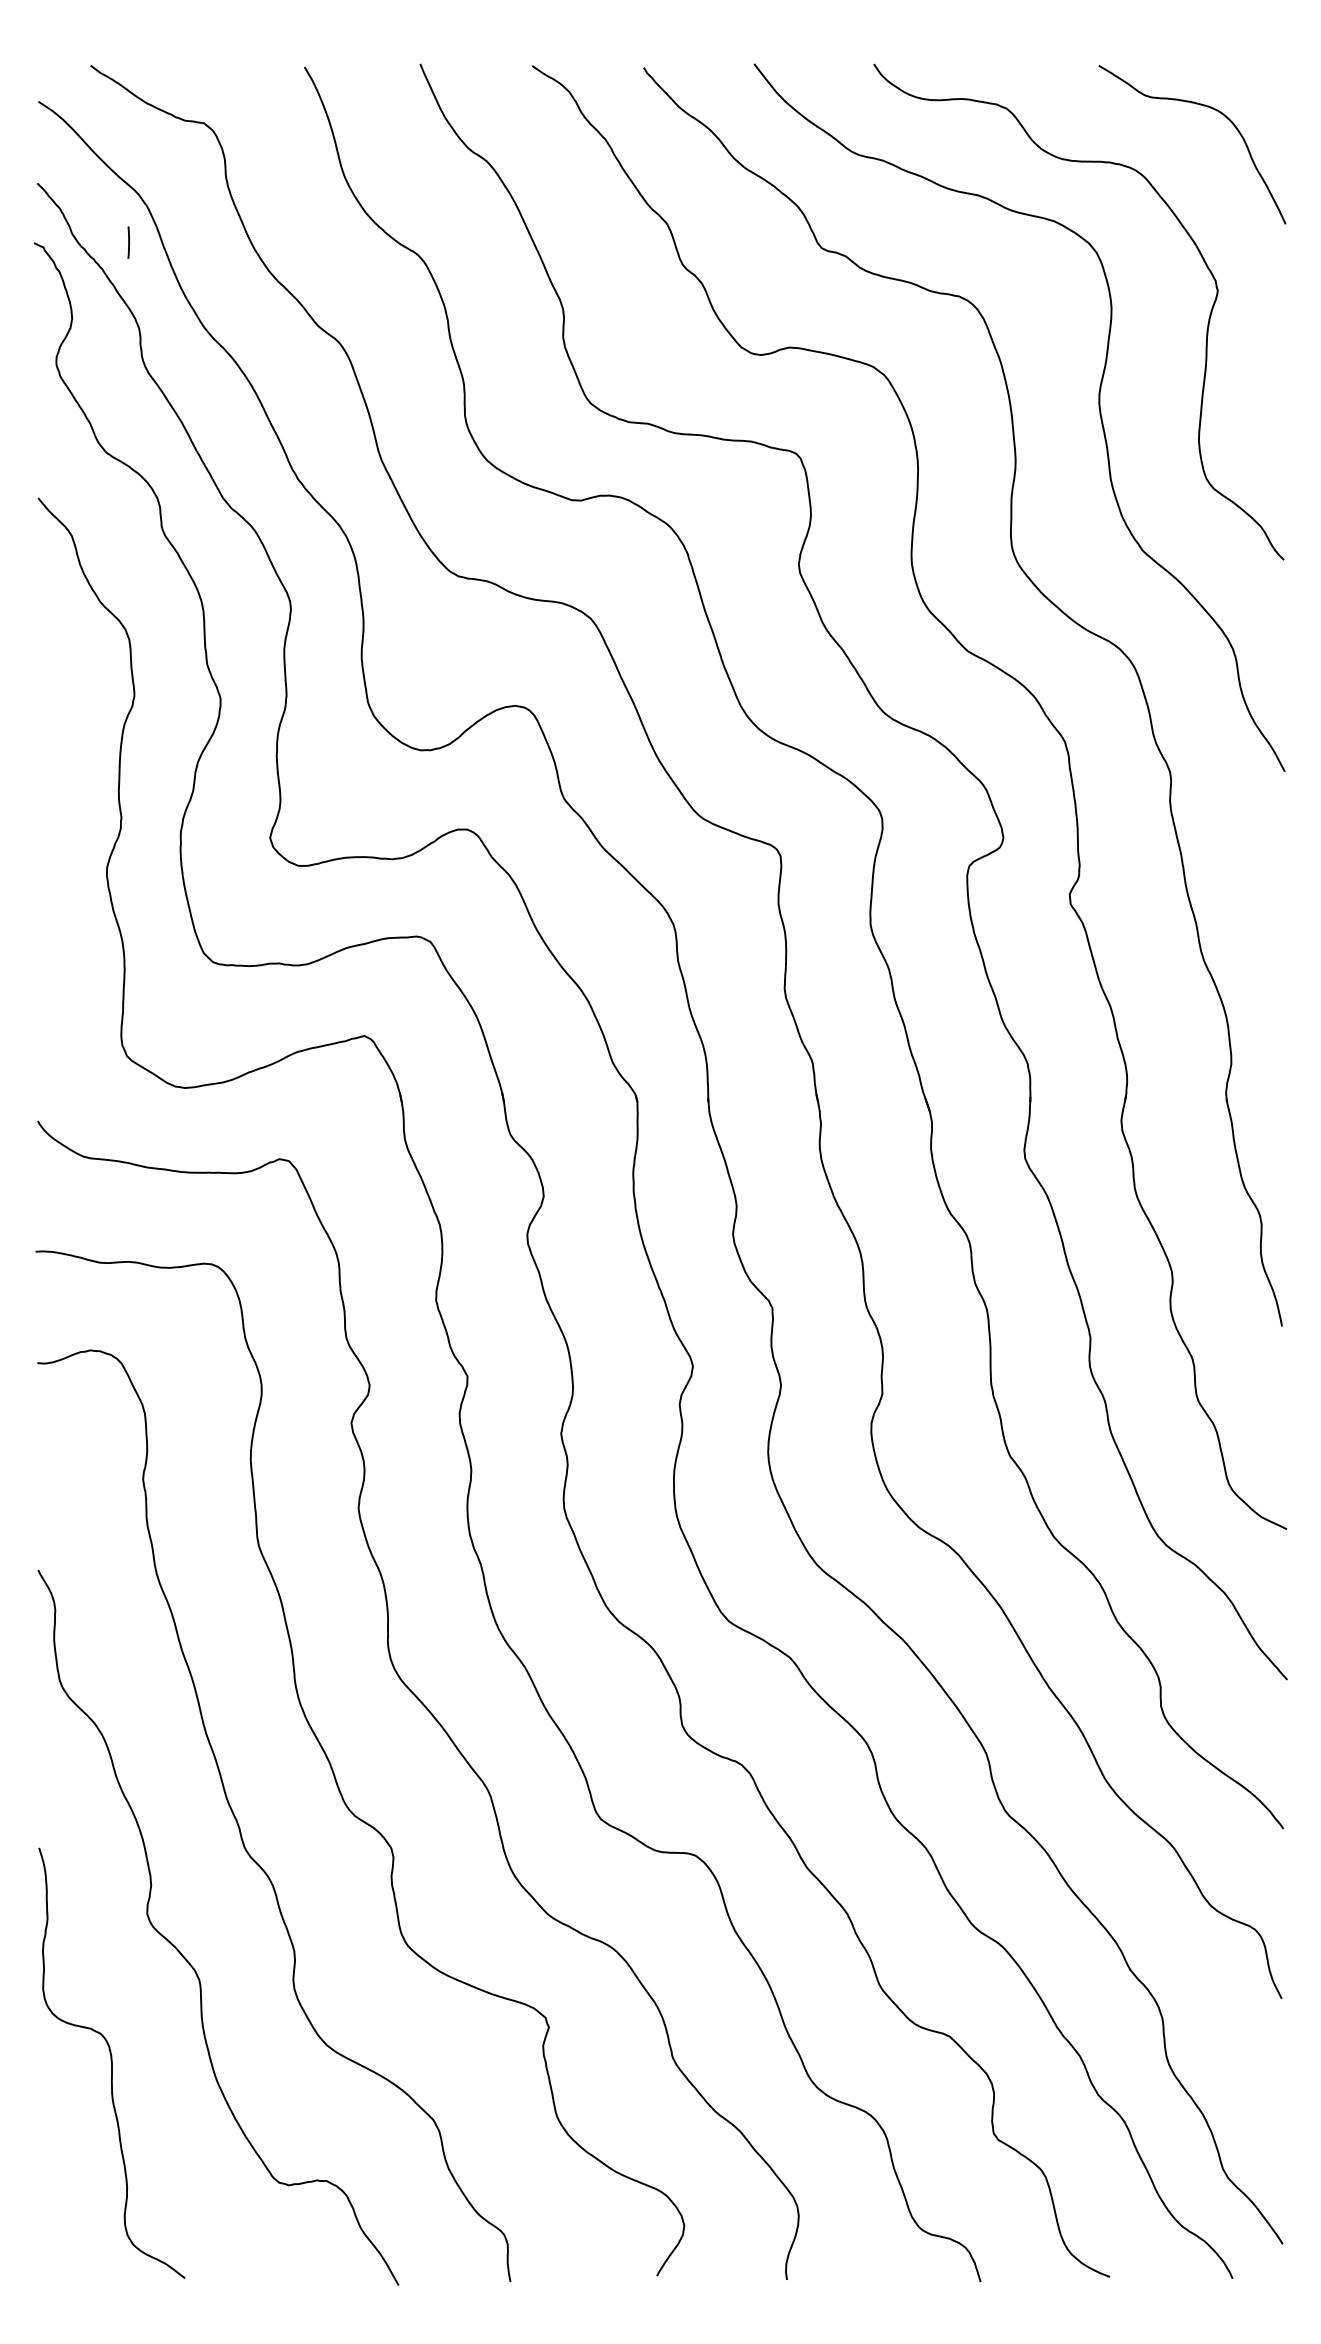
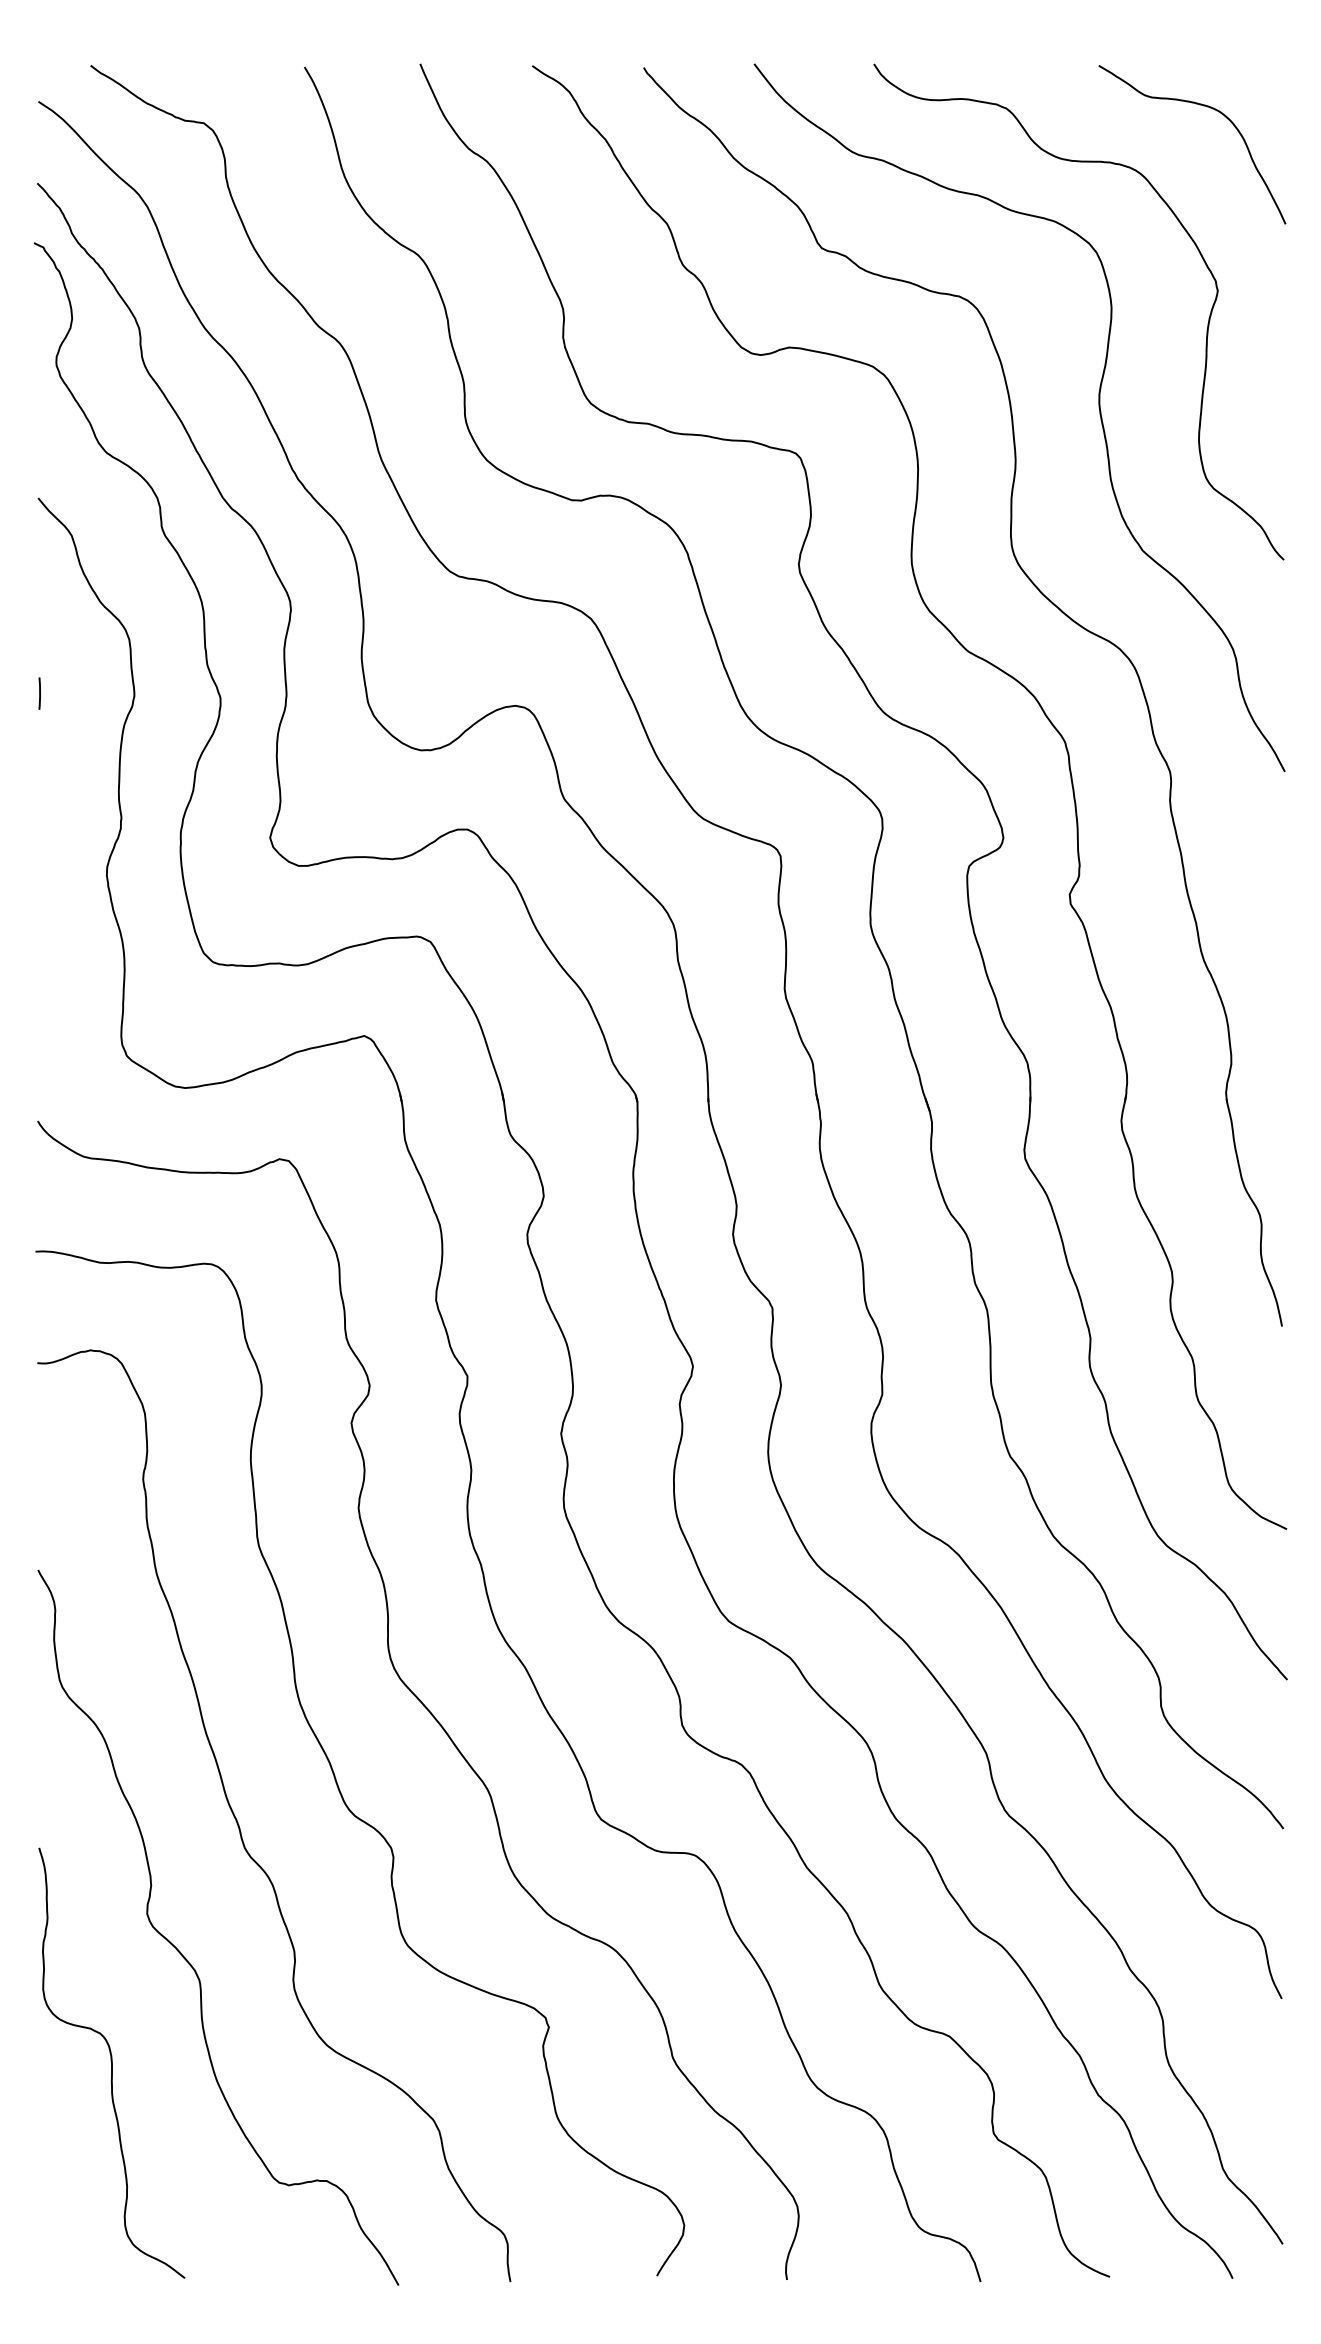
line position: (128, 242) -> (39, 693) (39, 693)
